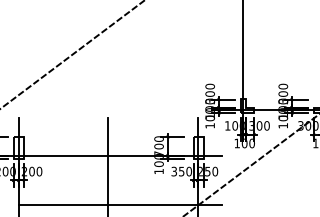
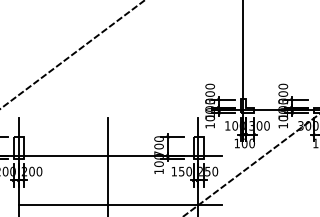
text: 350 -> 150 (173, 171)
